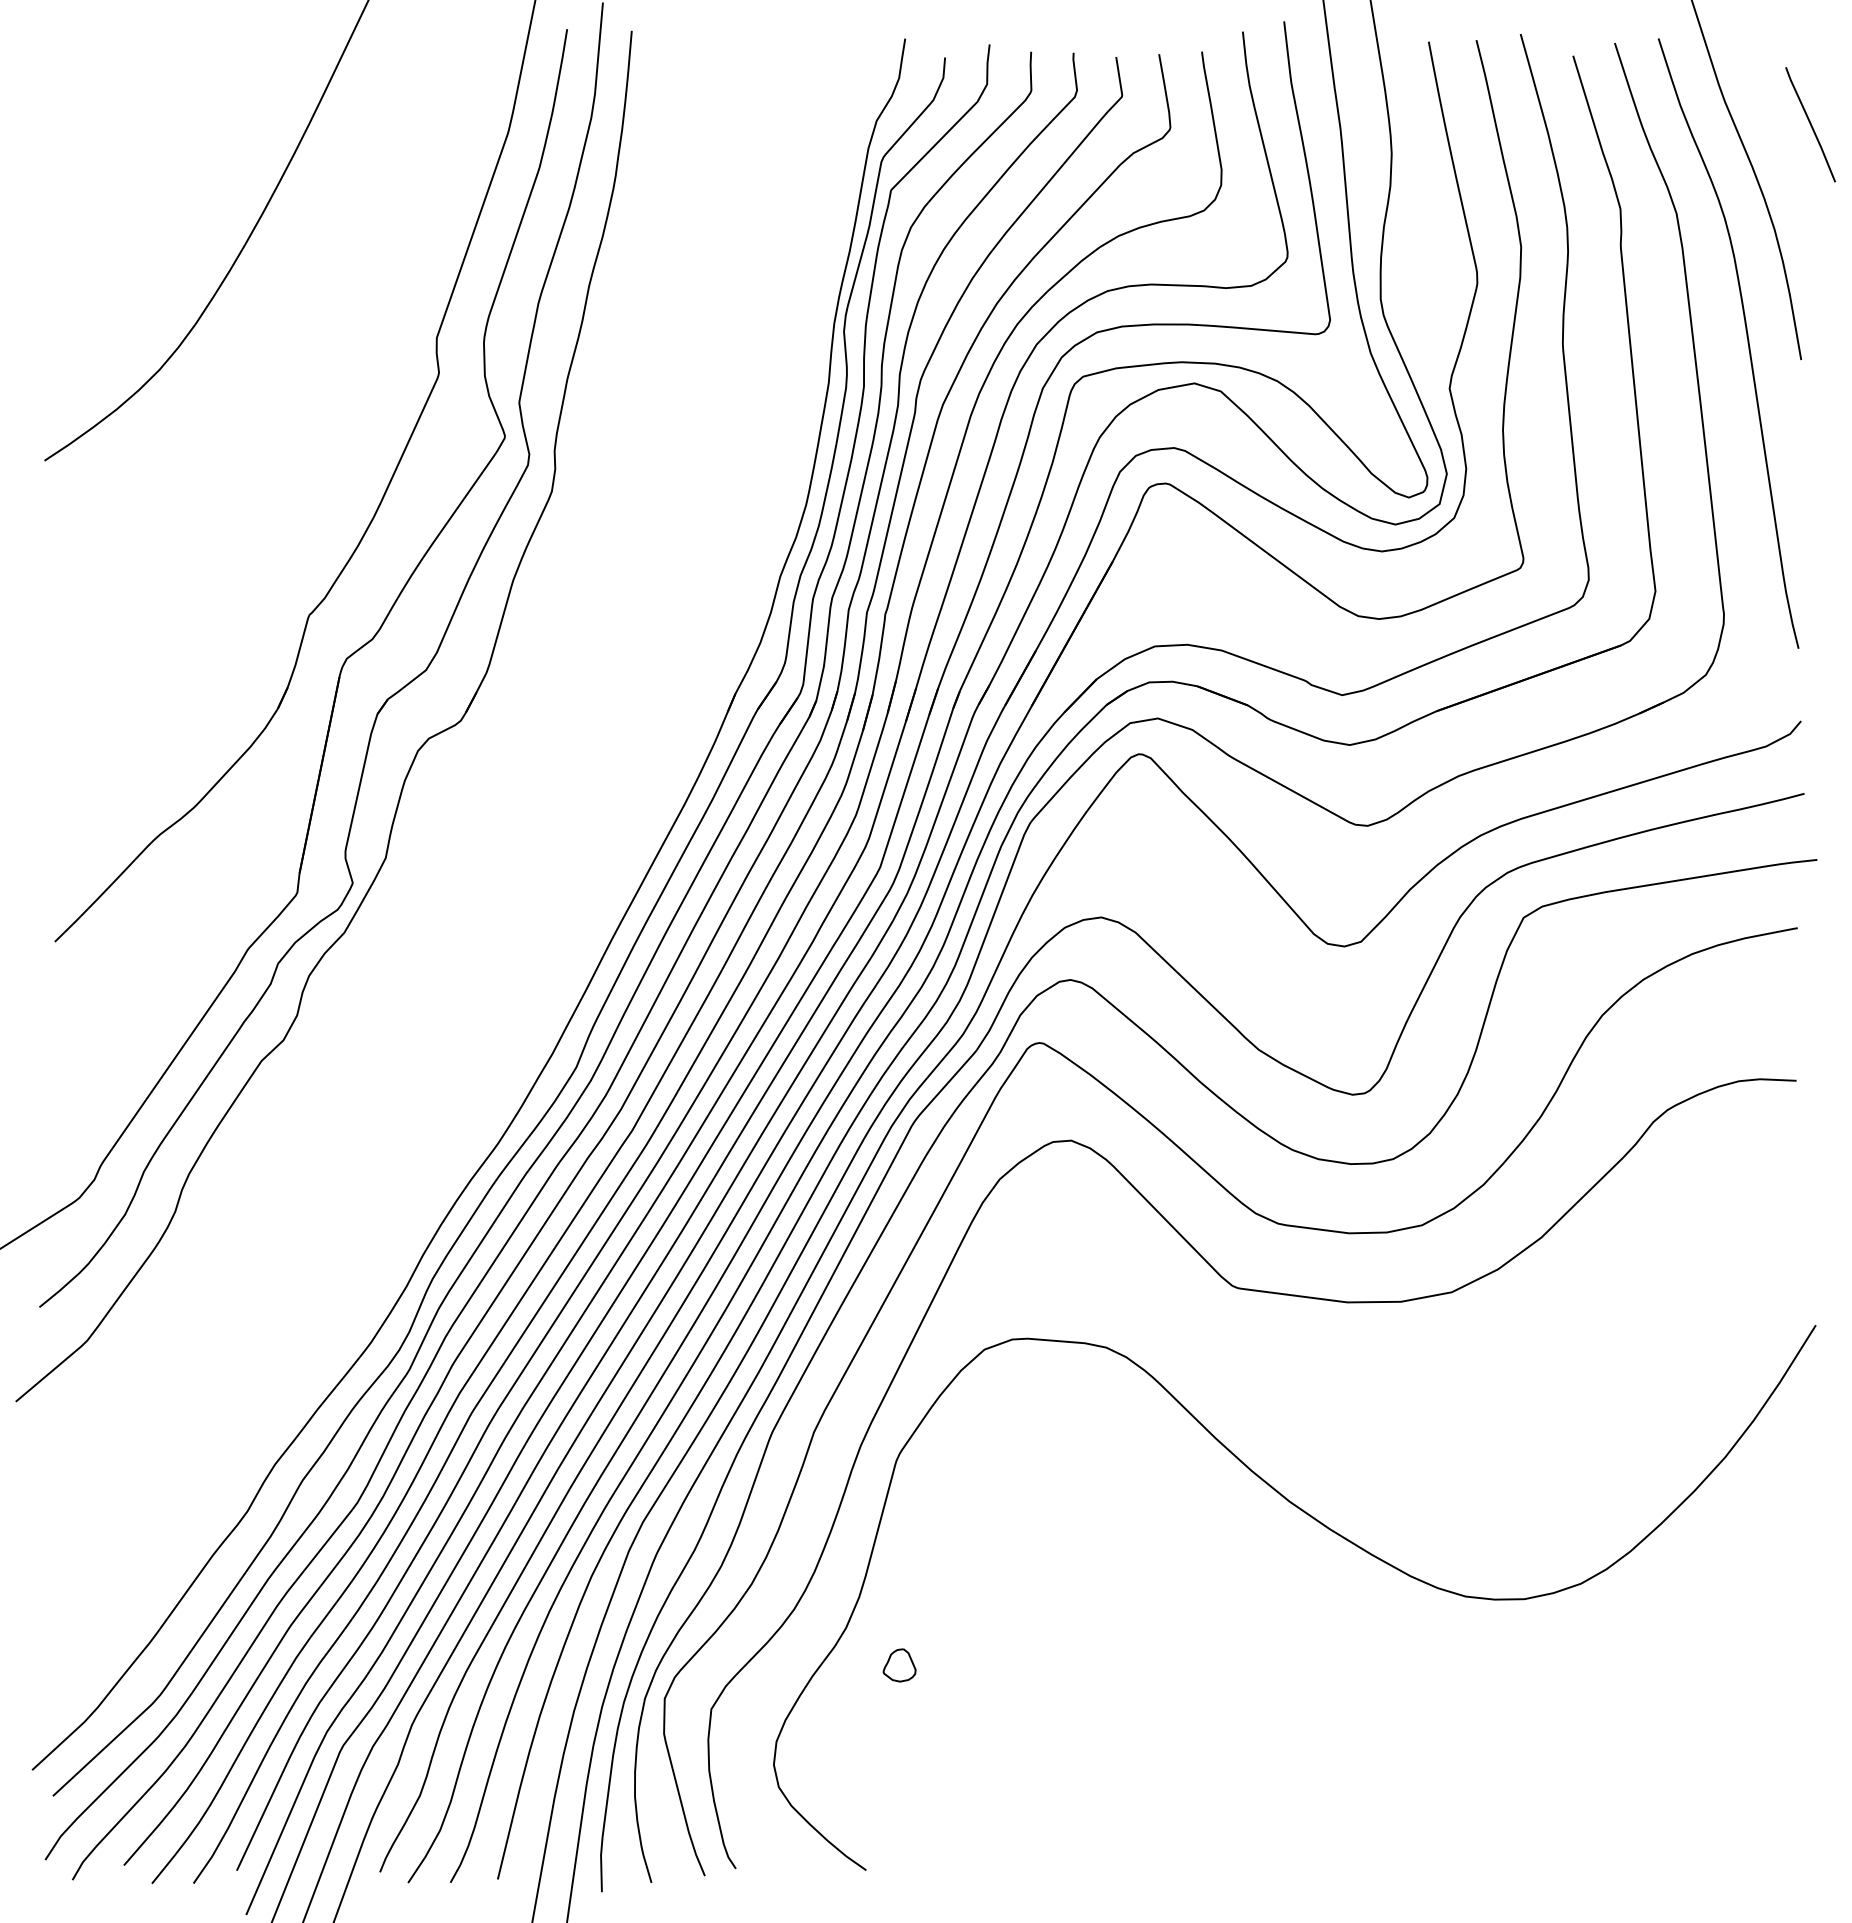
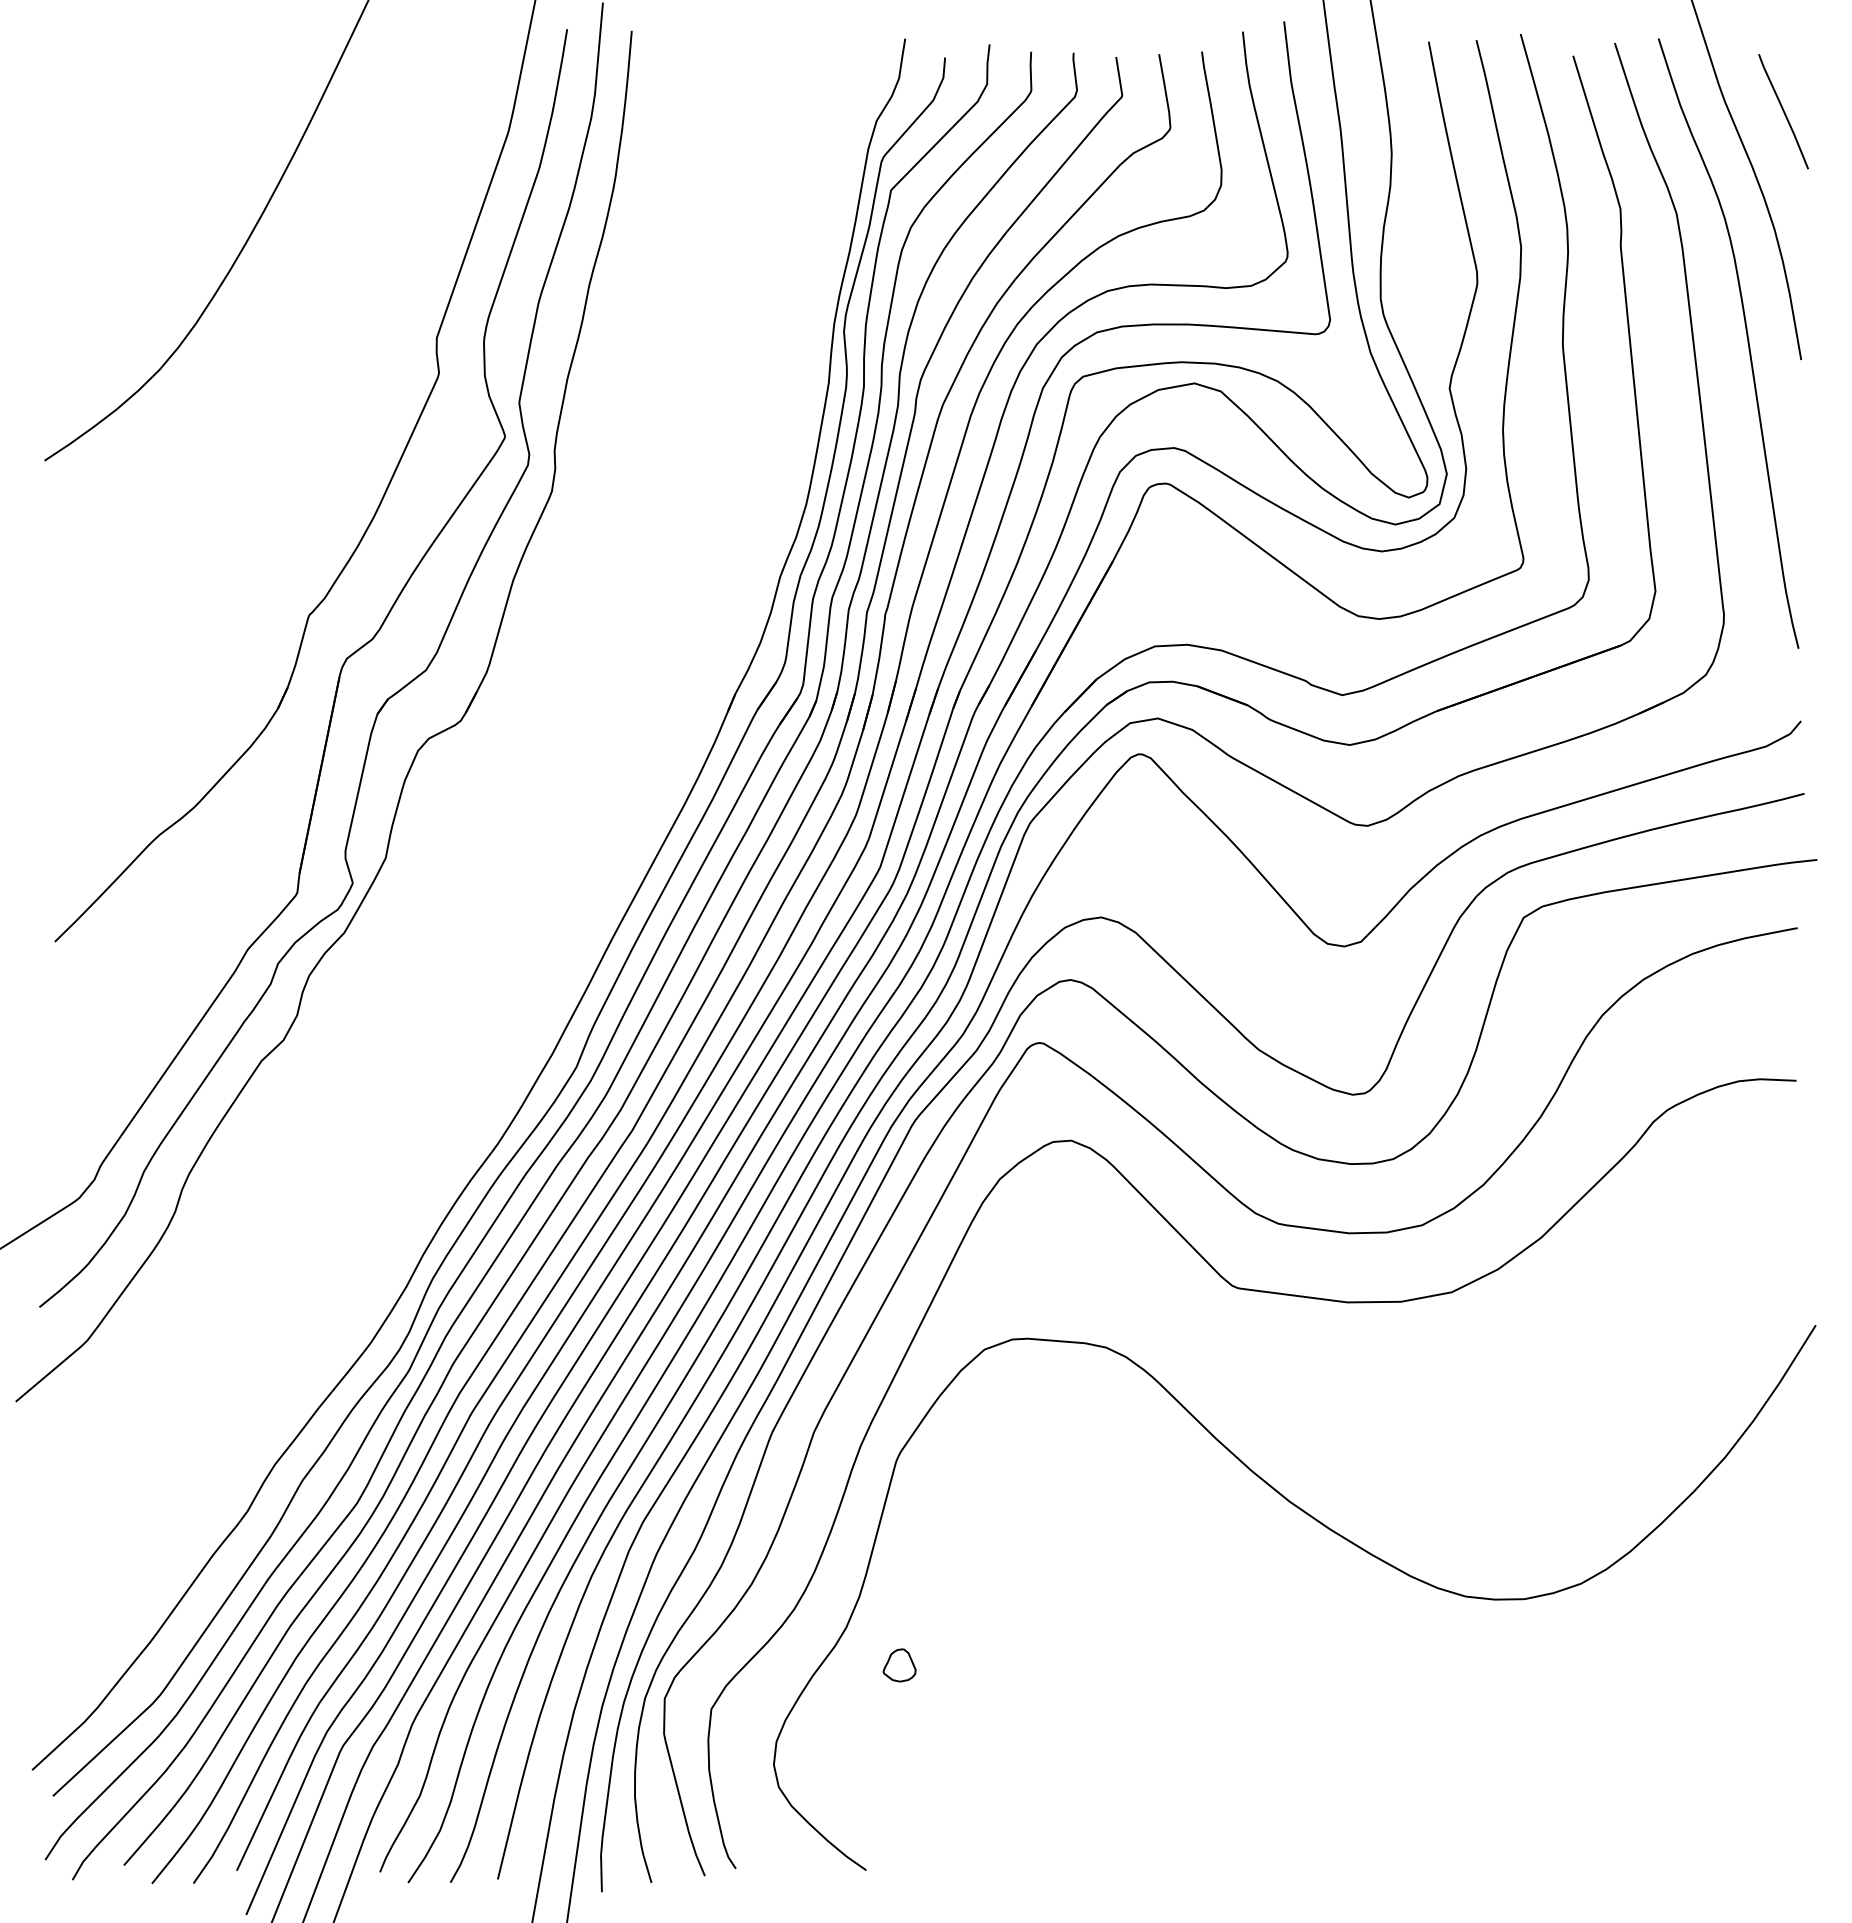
line position: (1810, 124) -> (1783, 111) (1783, 111)
